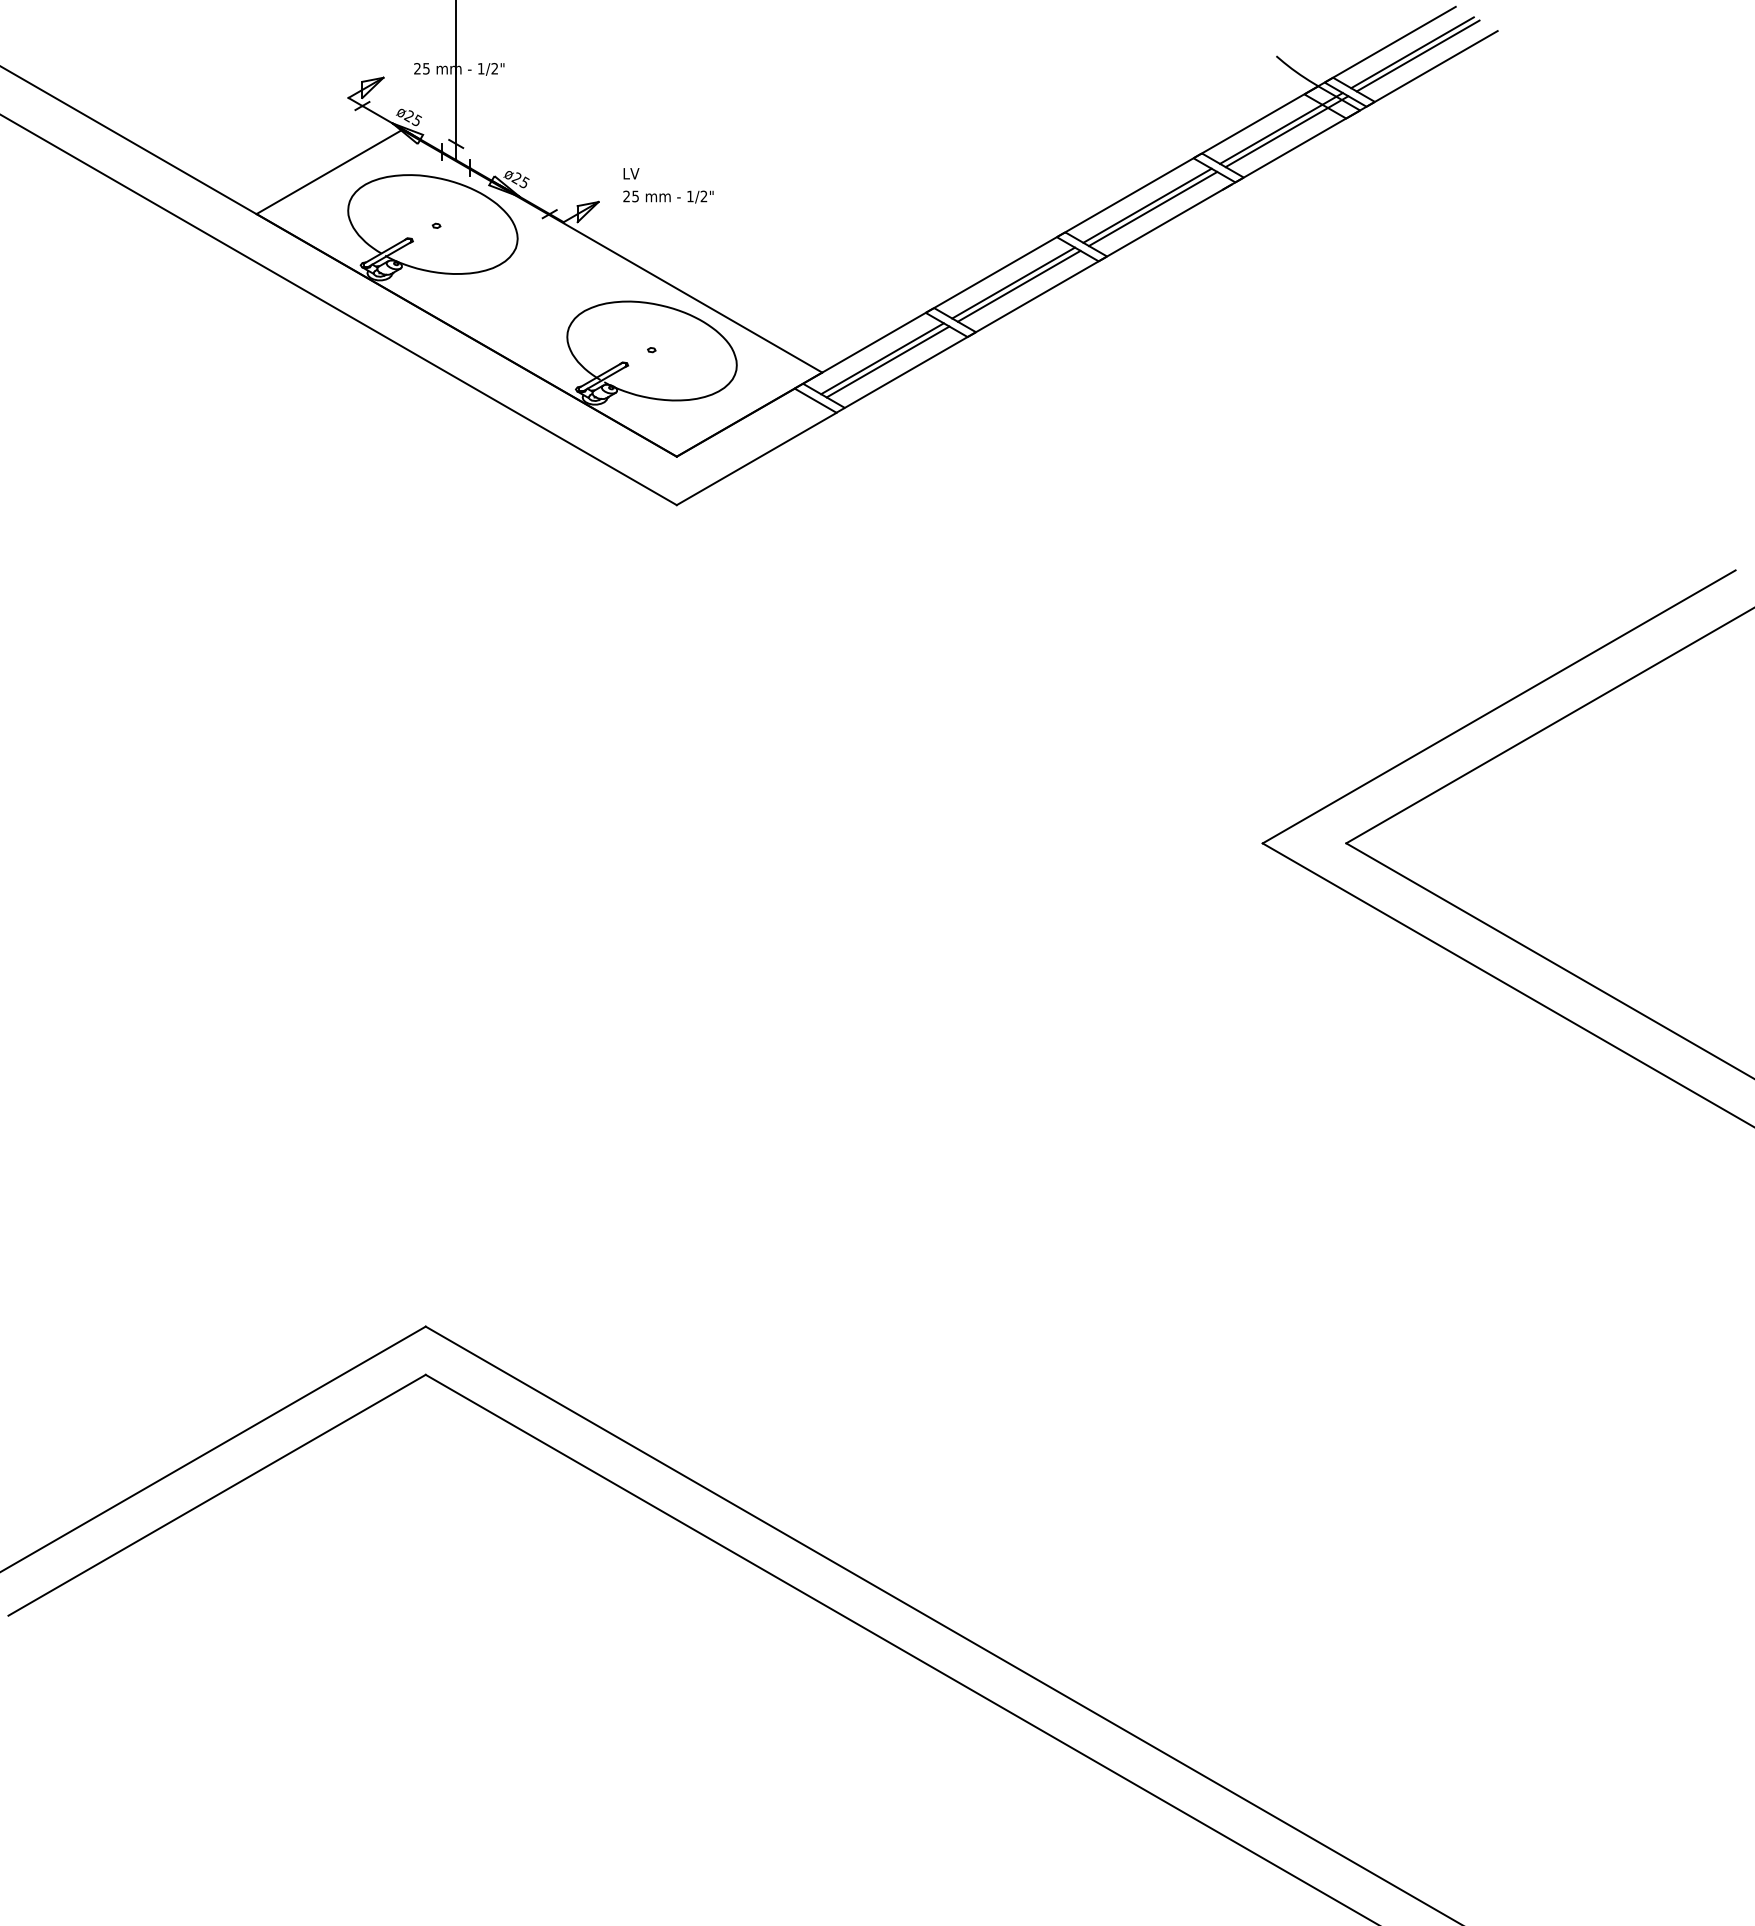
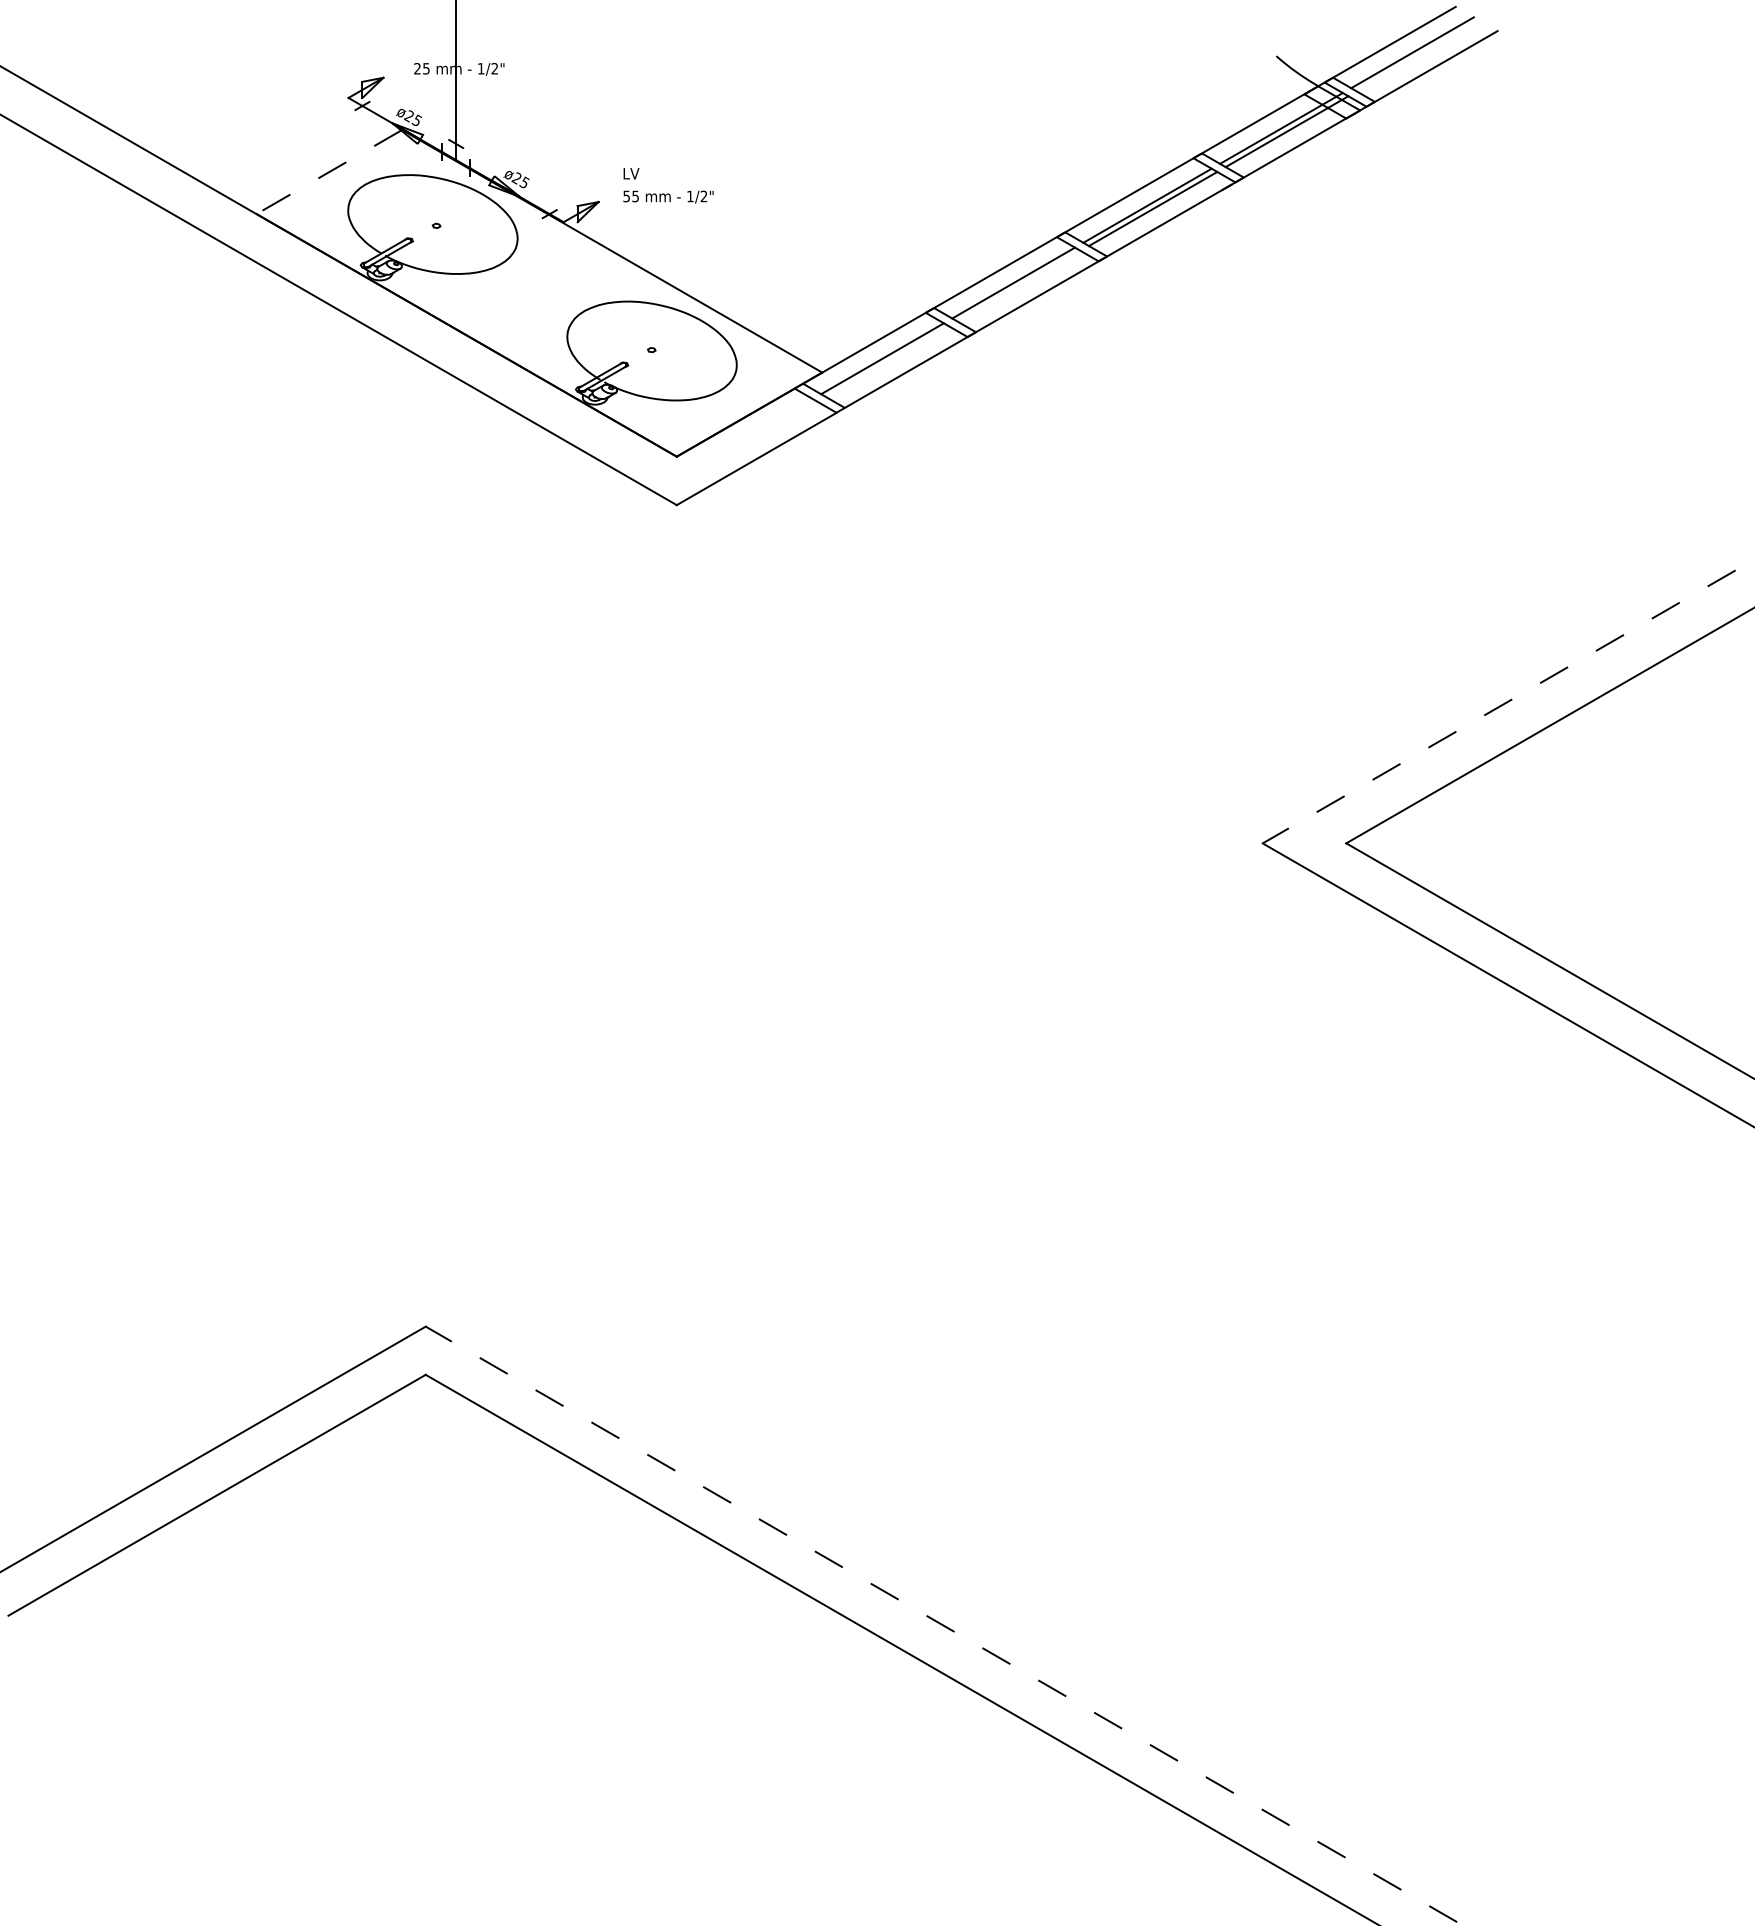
line: present -> none (1417, 55)
line: solid -> dashed (328, 172)
text: 25 -> 55 (626, 196)
line: present -> none (1018, 285)
line: present -> none (887, 361)
line: solid -> dashed (1498, 707)
line: solid -> dashed (944, 1626)
